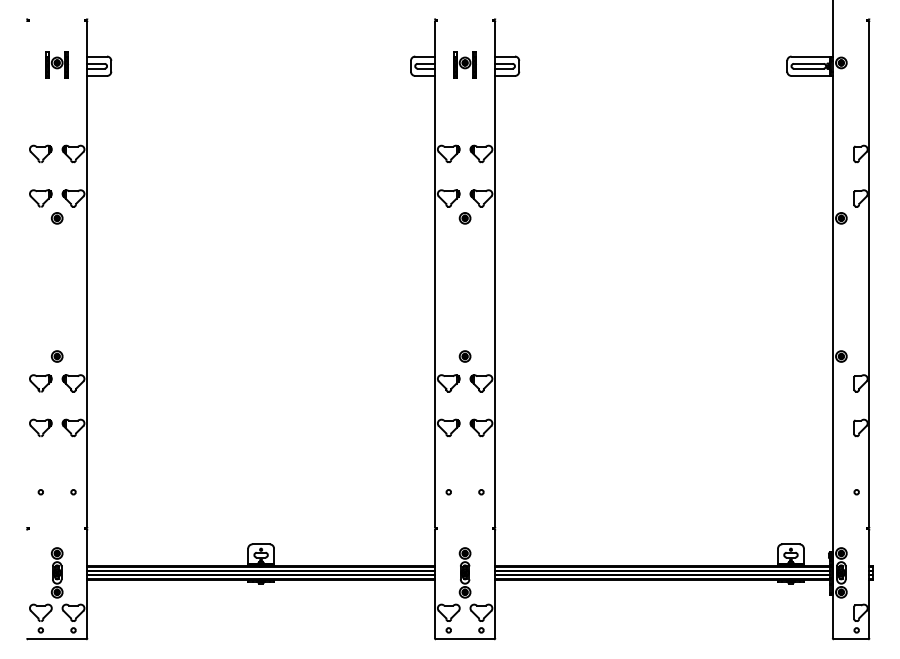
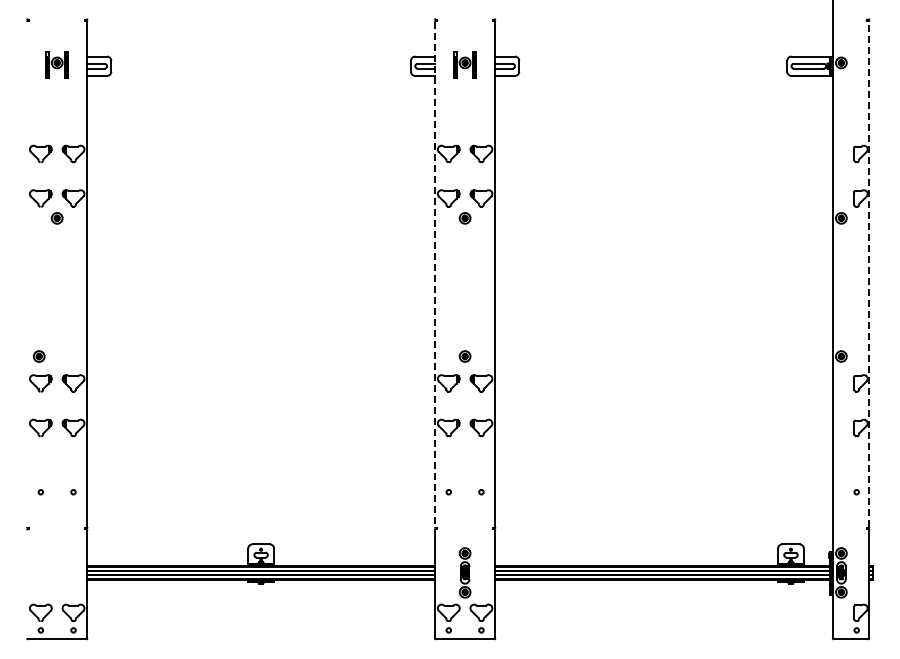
line: solid -> dashed (434, 274)
line: solid -> dashed (869, 274)
part position: (56, 356) -> (38, 356) (38, 356)
part: present -> none (56, 572)
